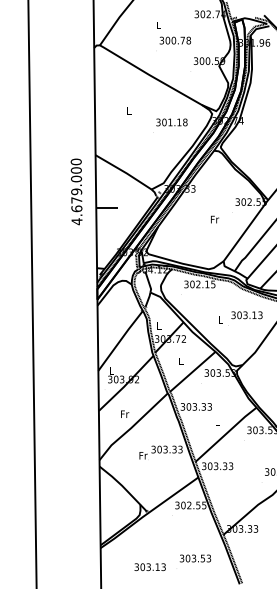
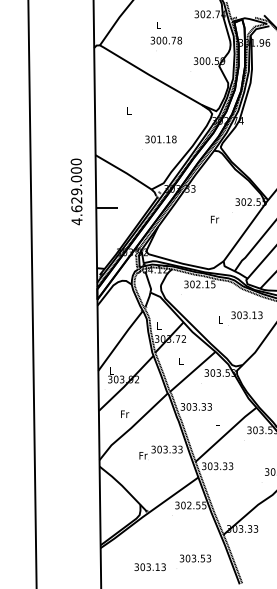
text position: (174, 40) -> (165, 40) (165, 40)
text position: (170, 125) -> (159, 142) (159, 142)
text: 4.679.000 -> 4.629.000 (76, 200)
